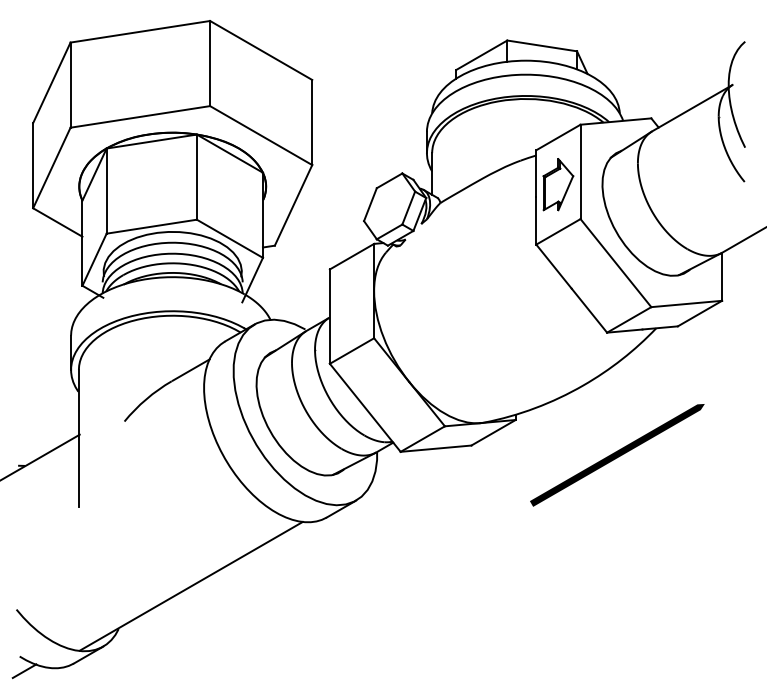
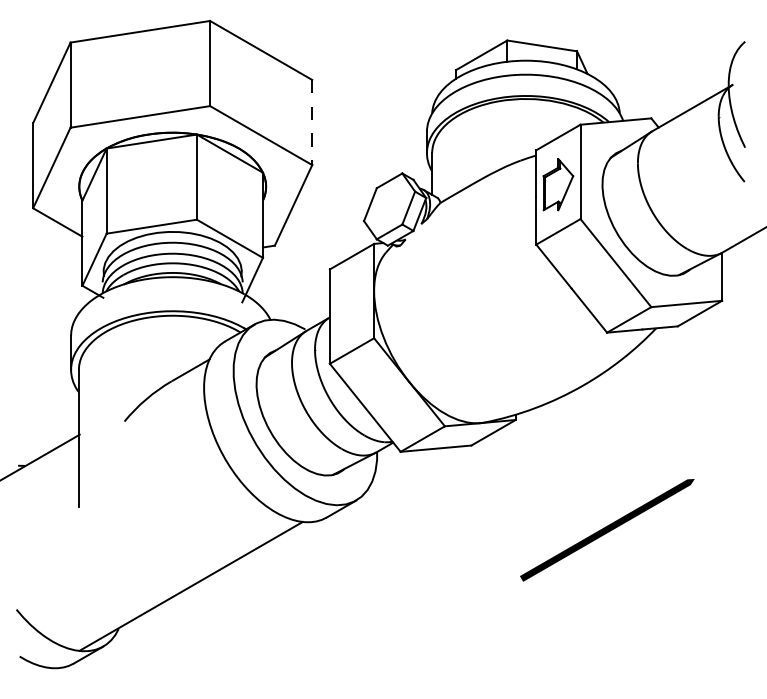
line: solid -> dashed (312, 122)
line position: (617, 455) -> (607, 530) (607, 530)
line: present -> none (24, 671)
